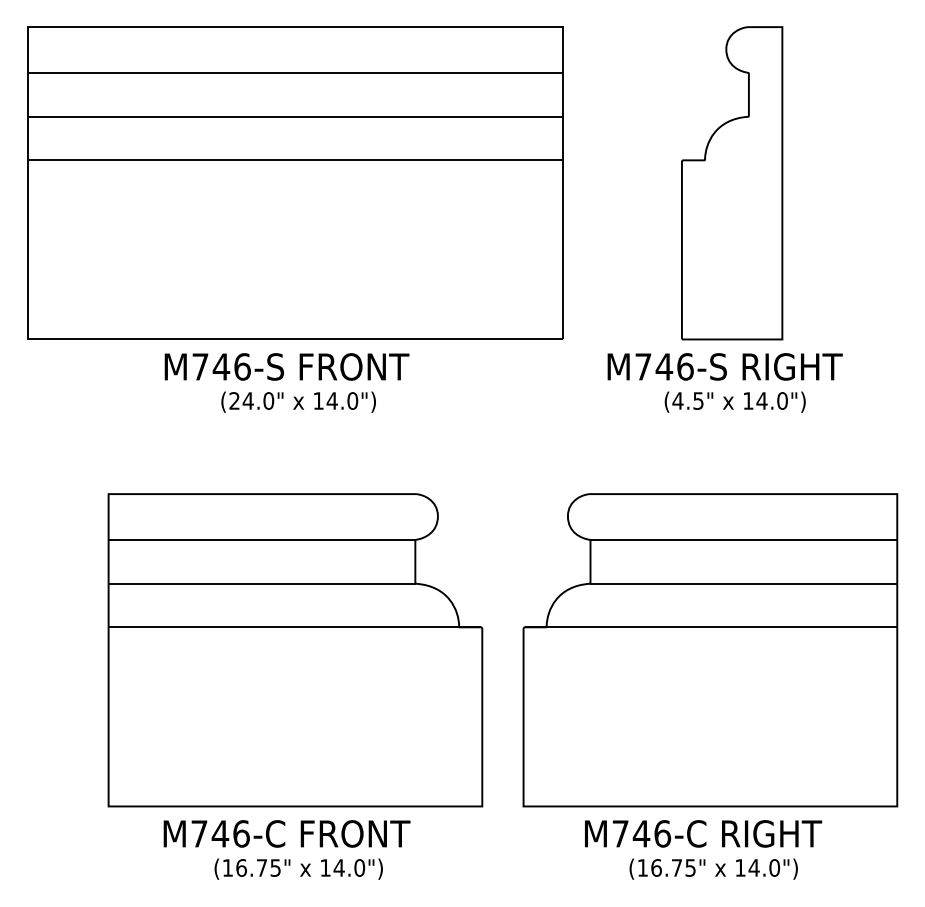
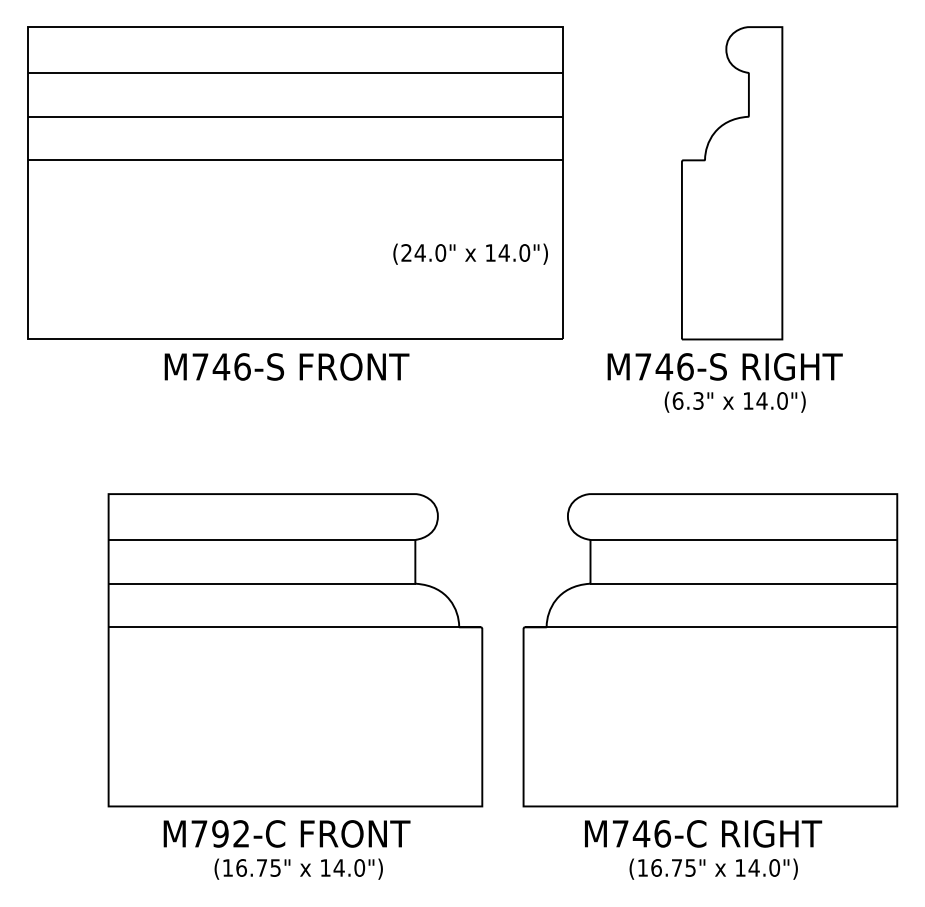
text: (4.5" -> (6.3" (687, 400)
text position: (298, 401) -> (470, 253) (470, 253)
text: M746-C -> M792-C (230, 833)
